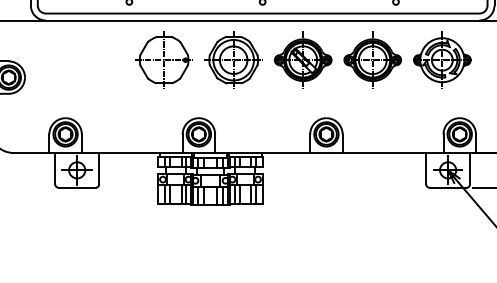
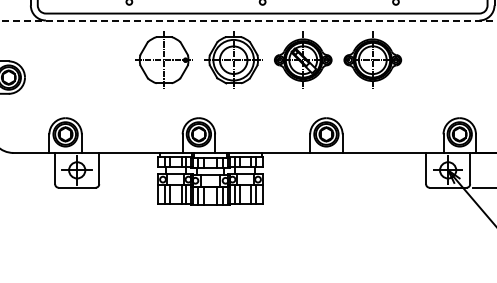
line: solid -> dashed (248, 20)
part: present -> none (442, 59)
